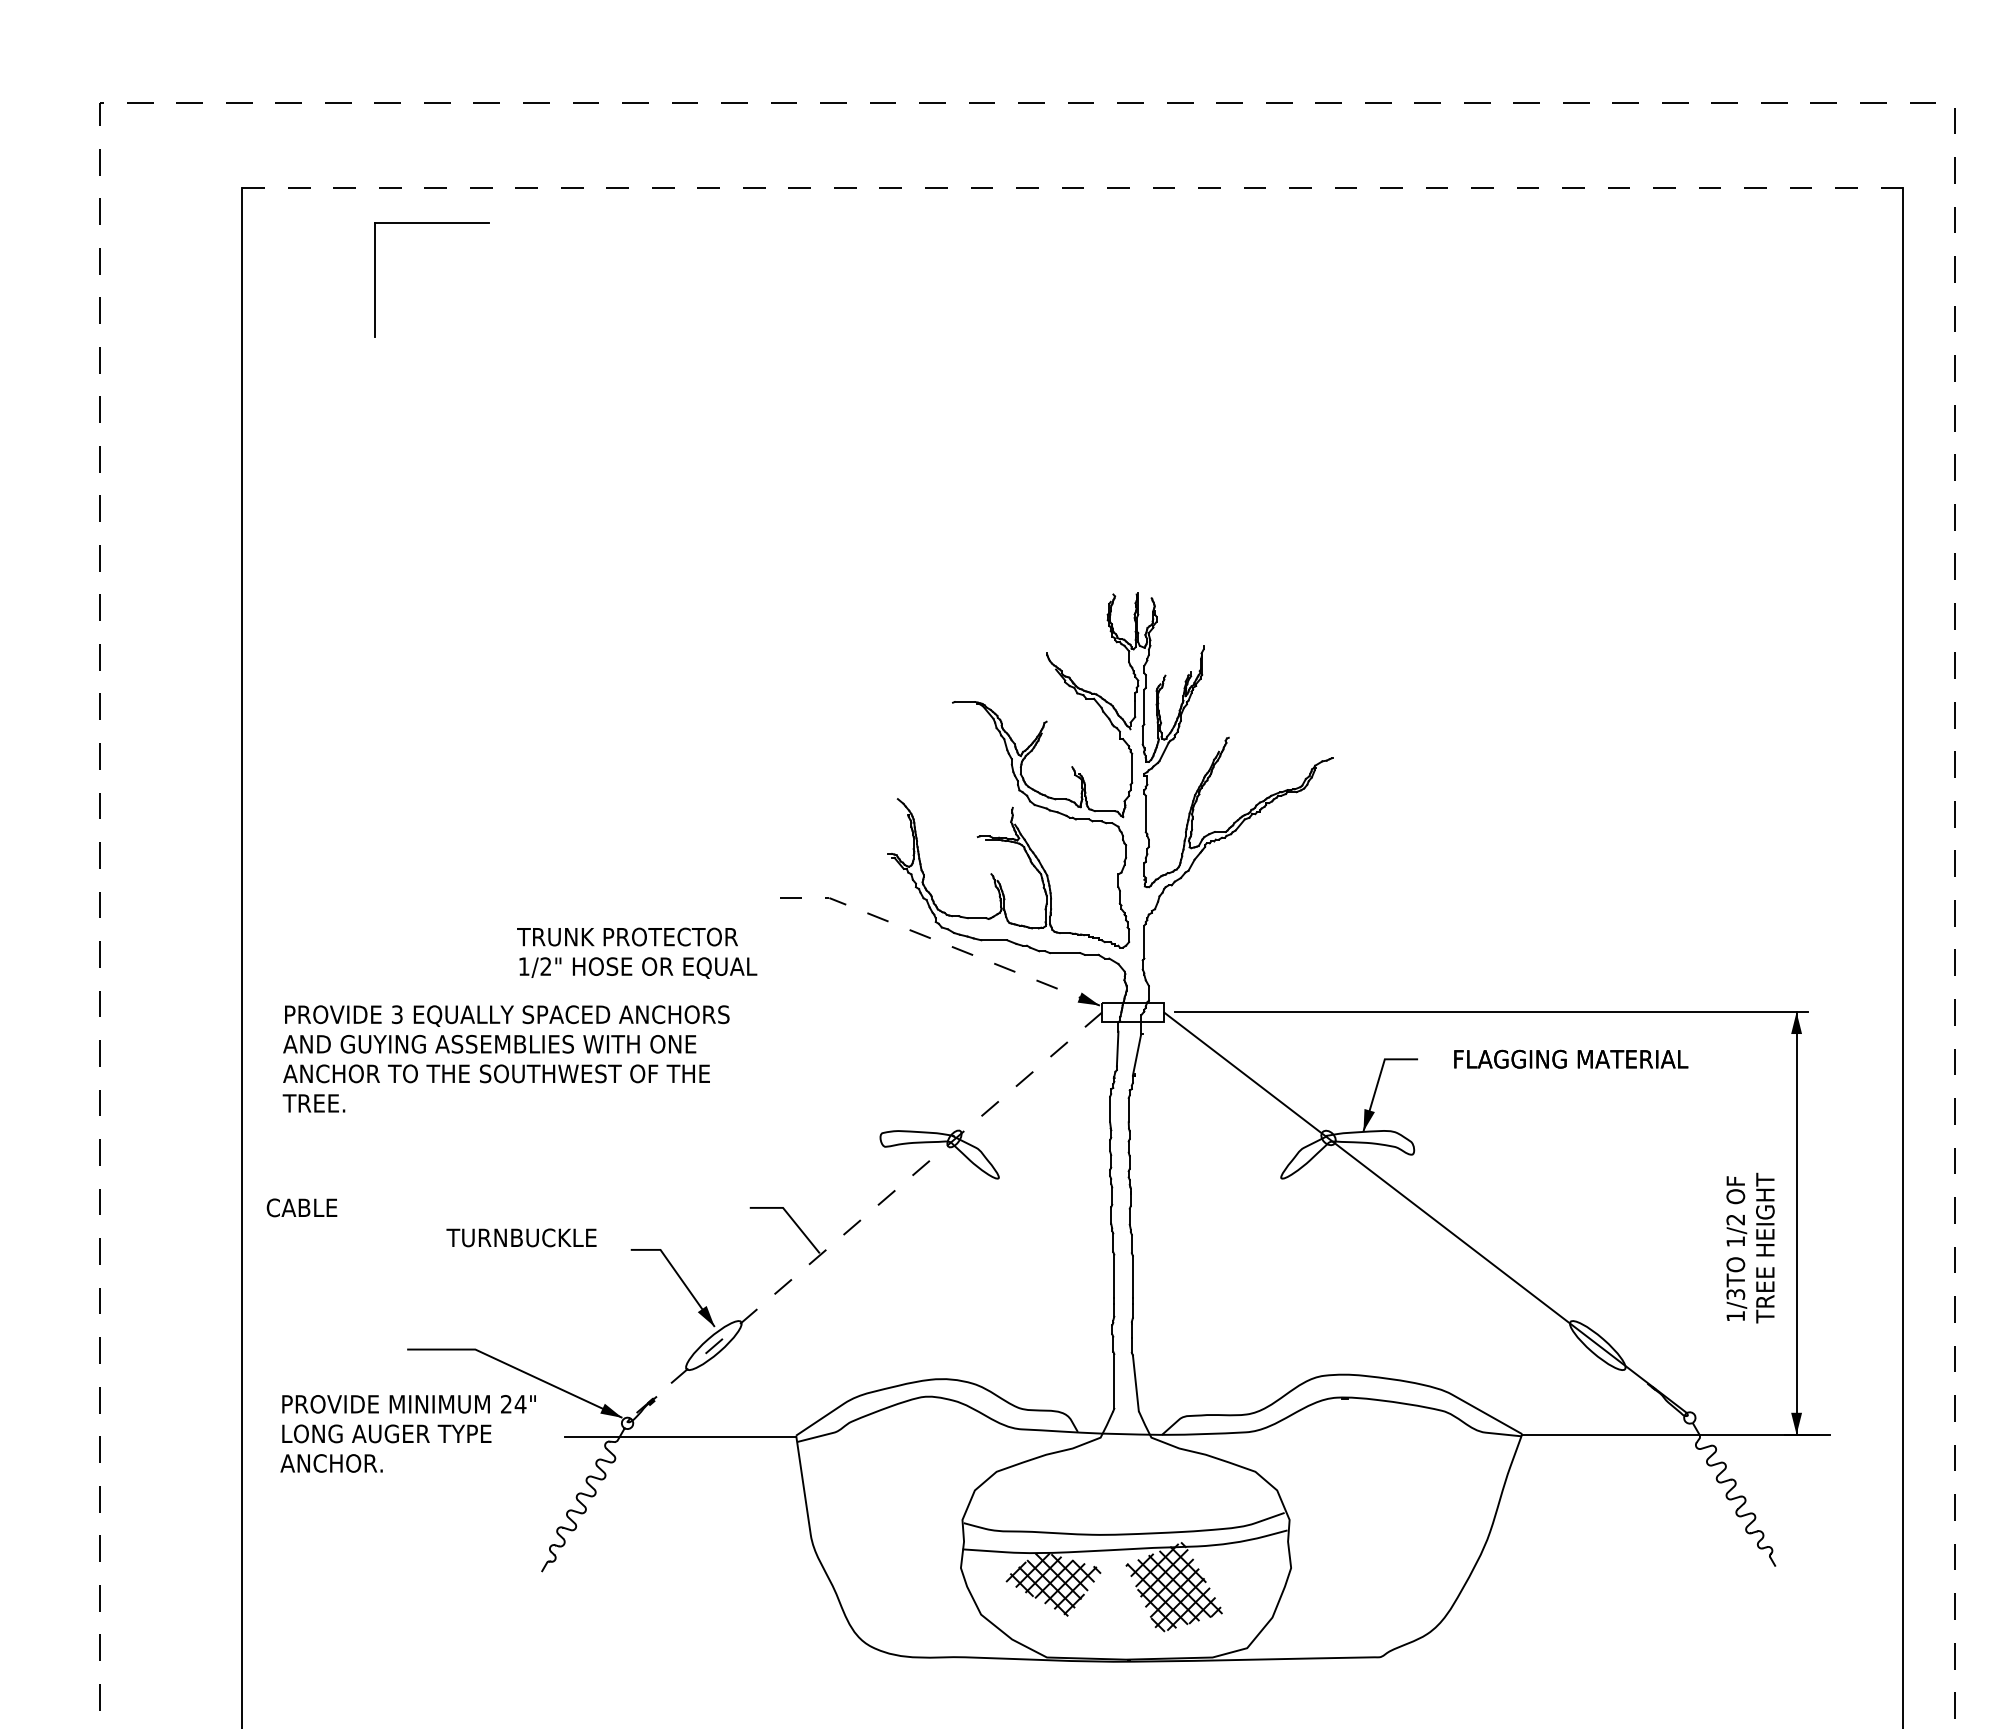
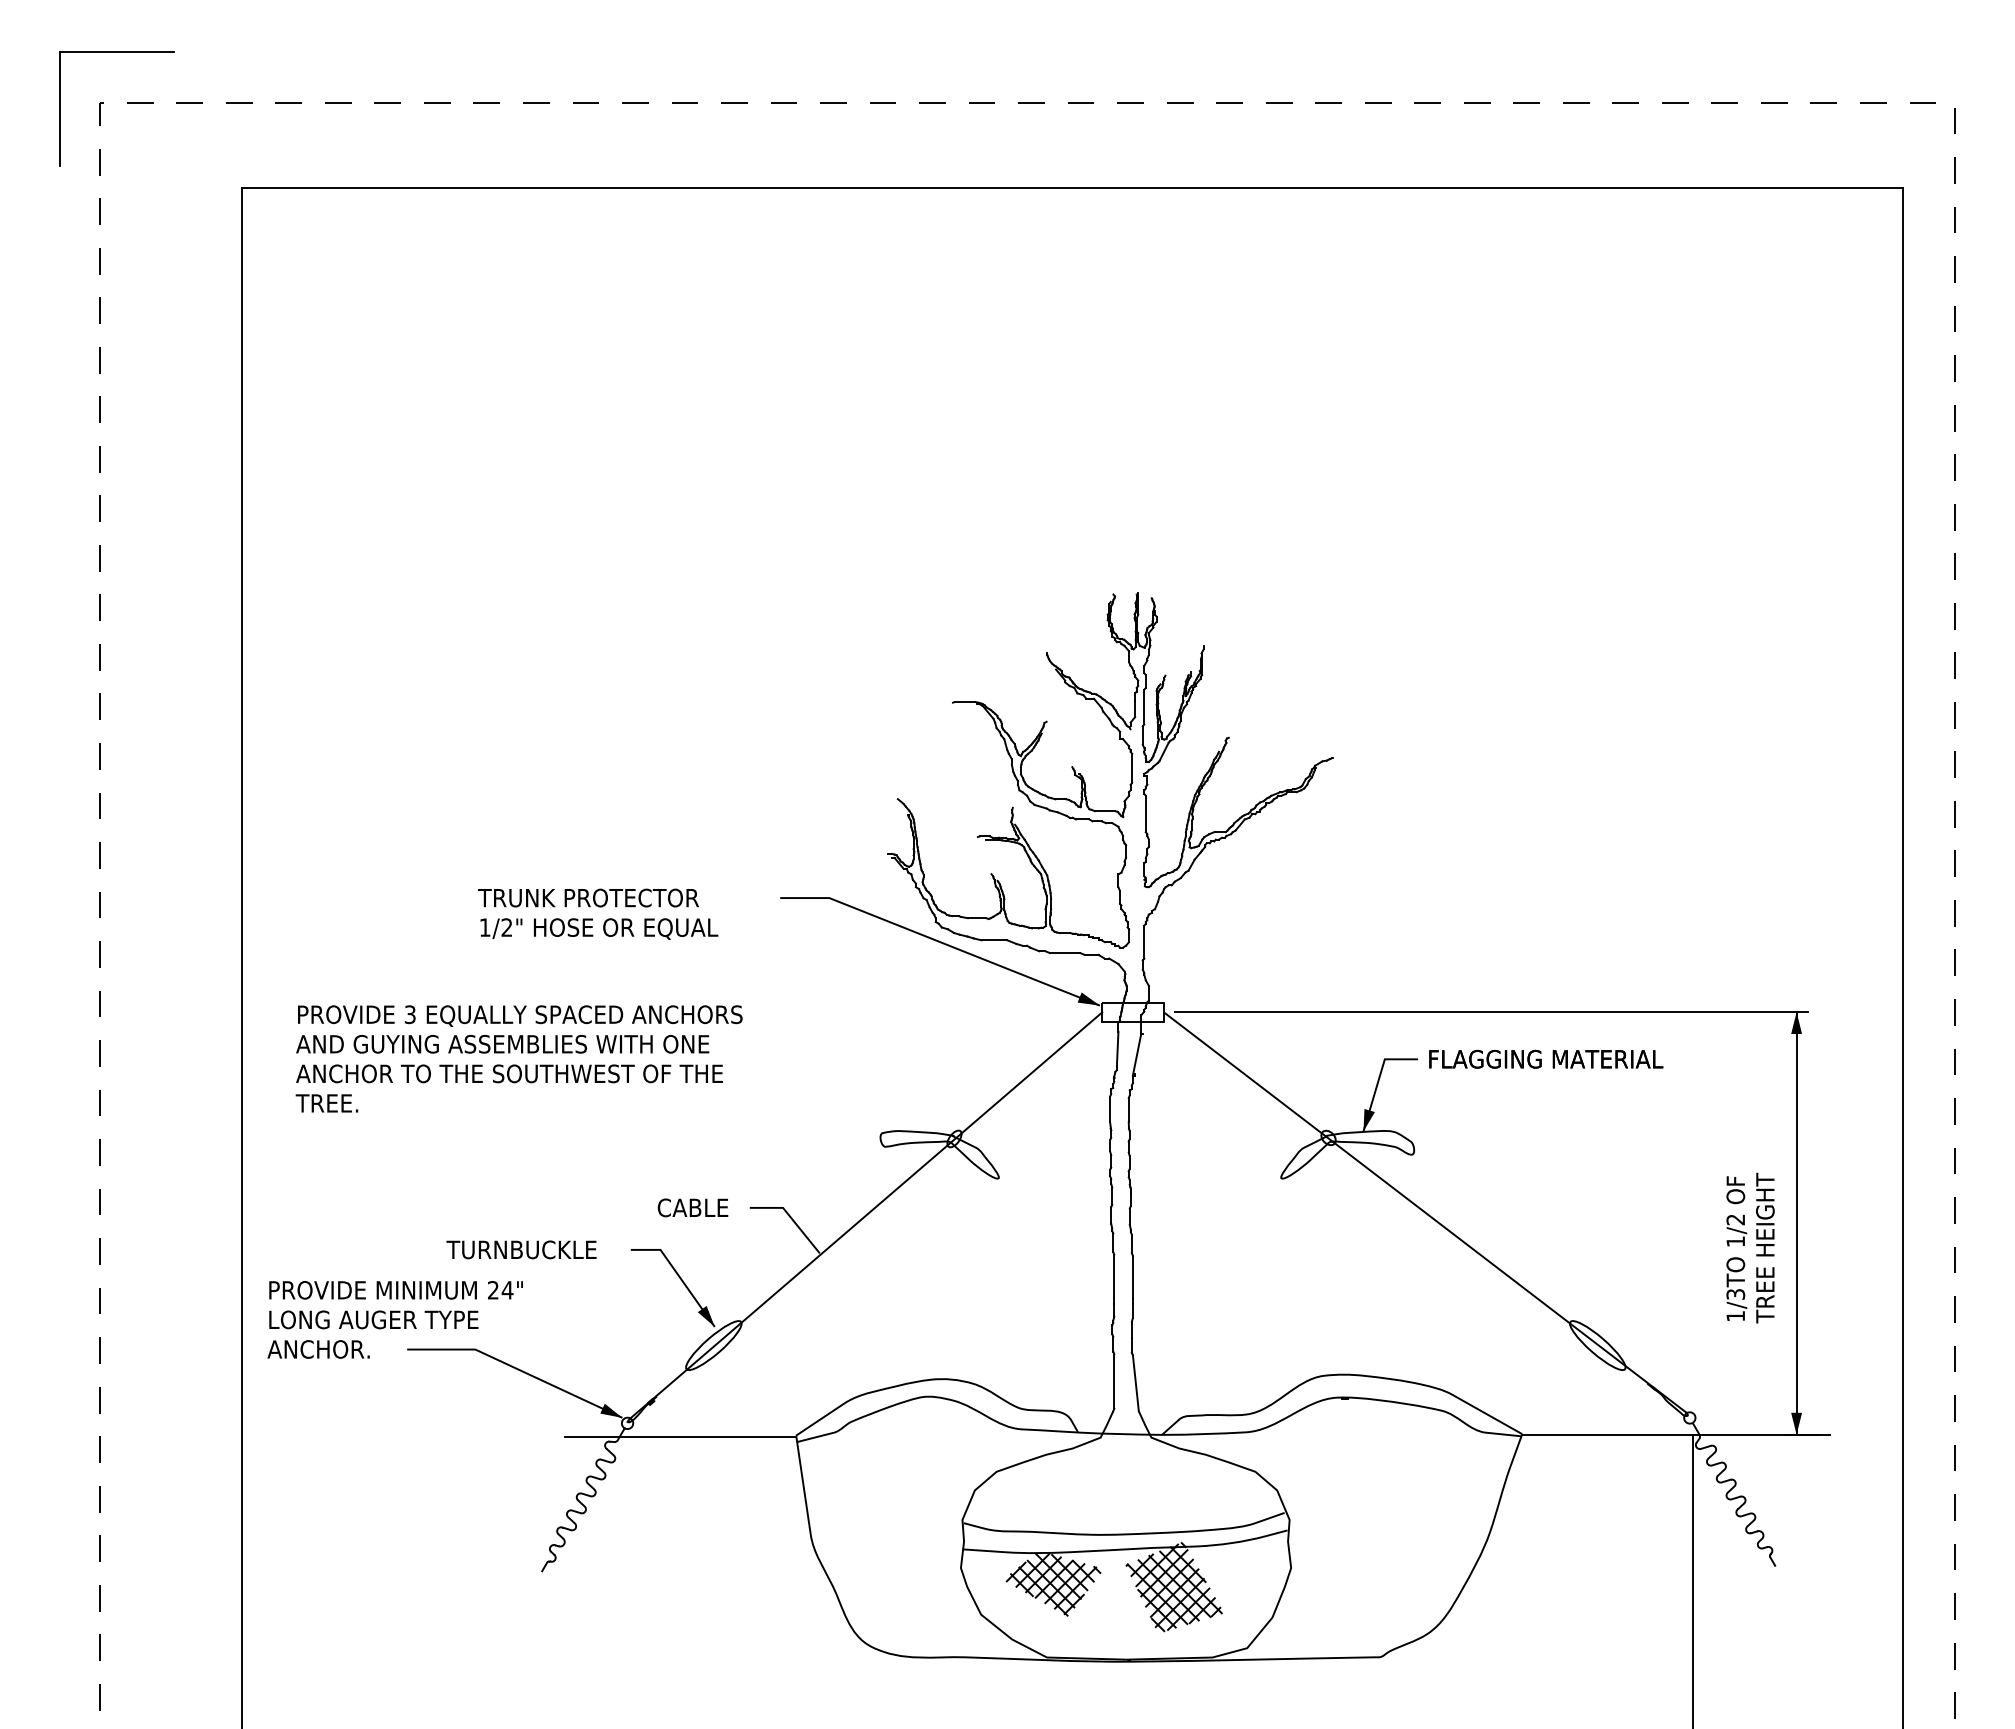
line: dashed -> solid (1073, 188)
part position: (431, 223) -> (116, 52) (116, 52)
line: dashed -> solid (940, 942)
text position: (637, 952) -> (598, 913) (598, 913)
text position: (505, 1058) -> (518, 1058) (518, 1058)
text position: (1571, 1058) -> (1546, 1058) (1546, 1058)
text position: (301, 1207) -> (692, 1207) (692, 1207)
line: dashed -> solid (865, 1215)
text position: (521, 1237) -> (521, 1249) (521, 1249)
text position: (407, 1433) -> (394, 1319) (394, 1319)
line: none -> present (1692, 1579)
